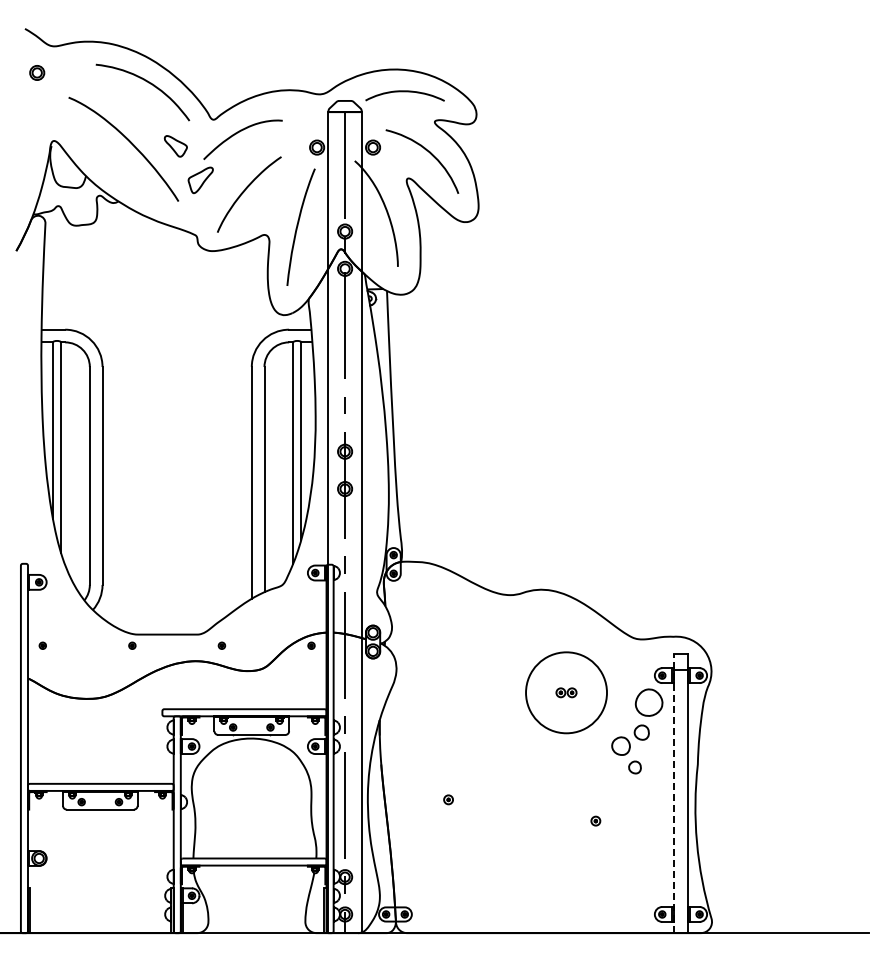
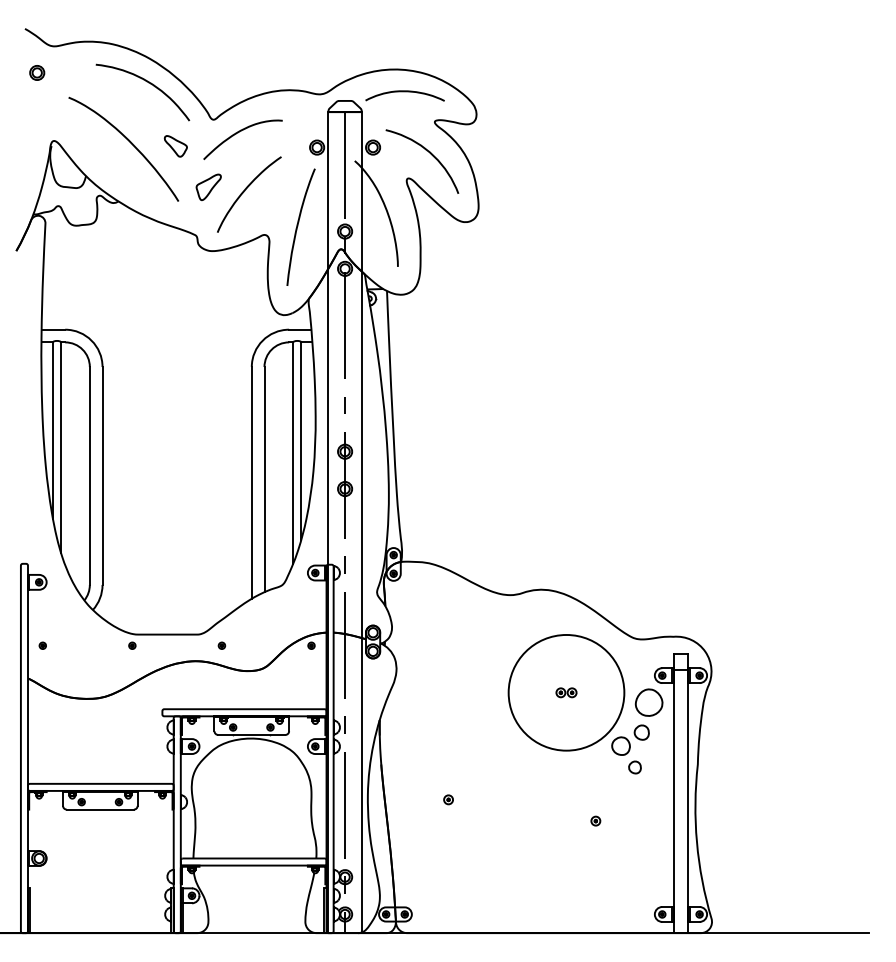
part position: (200, 180) -> (208, 187) (208, 187)
circle diameter: 81 px -> 116 px (566, 692)
line: dashed -> solid (673, 793)
